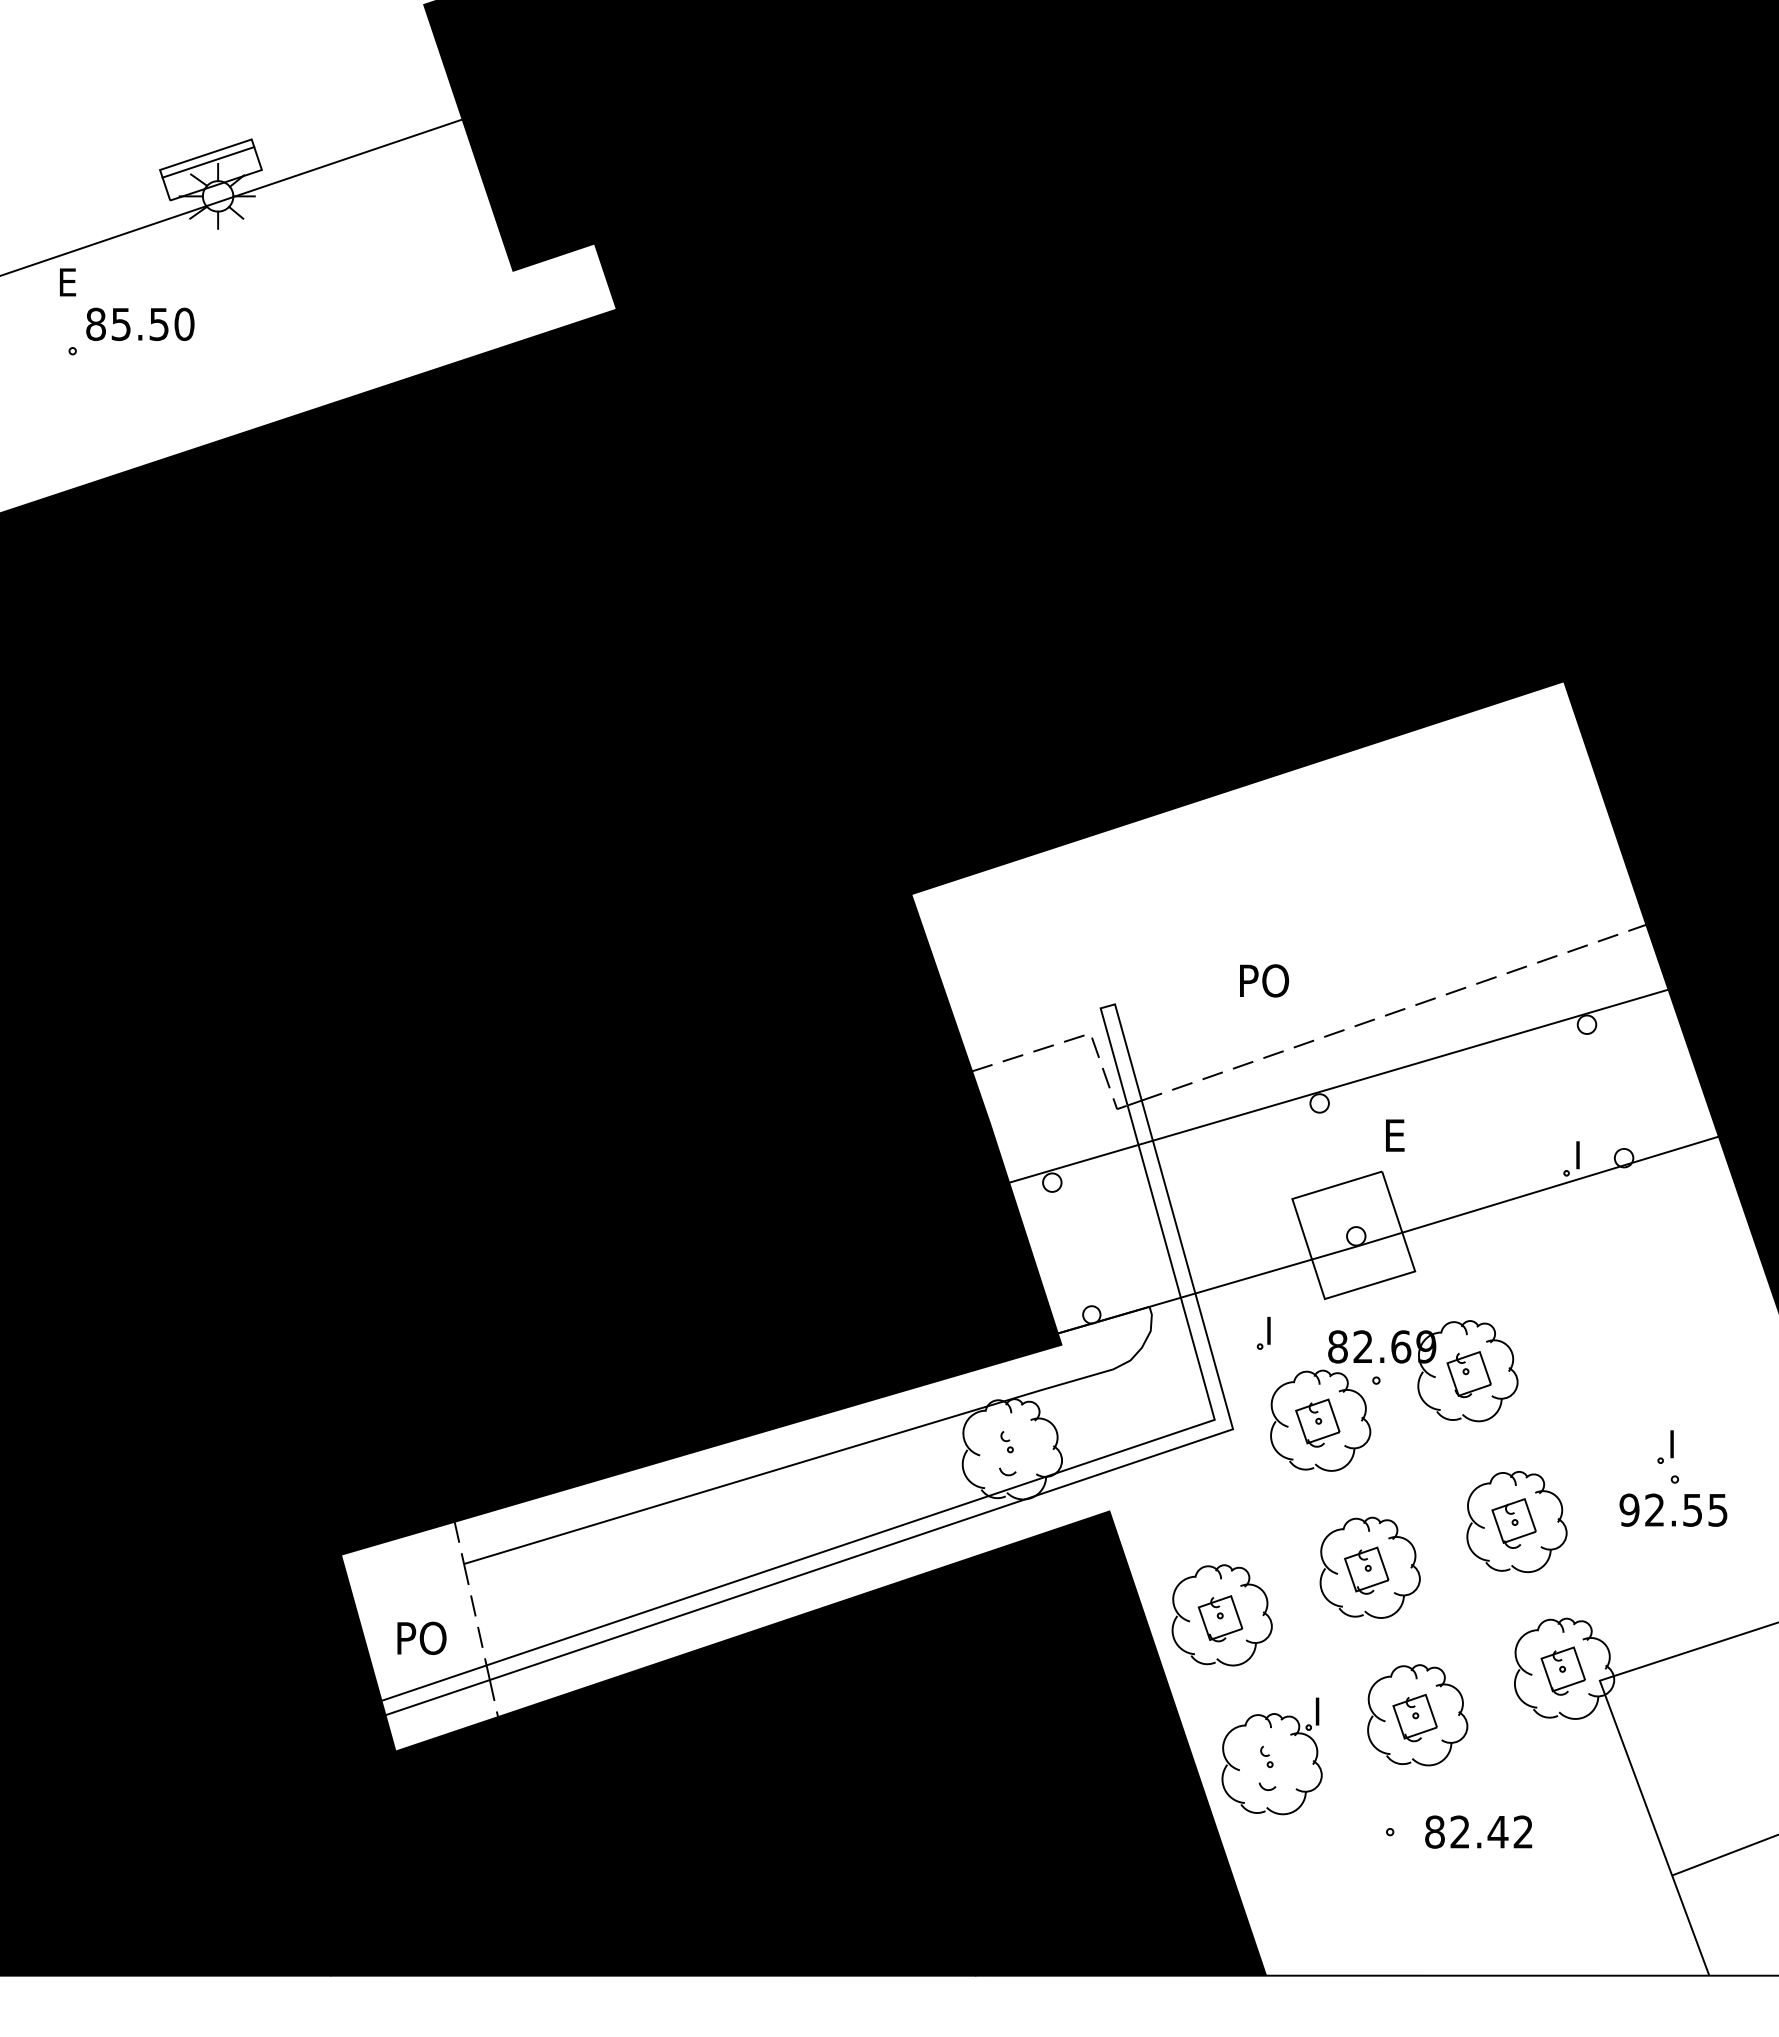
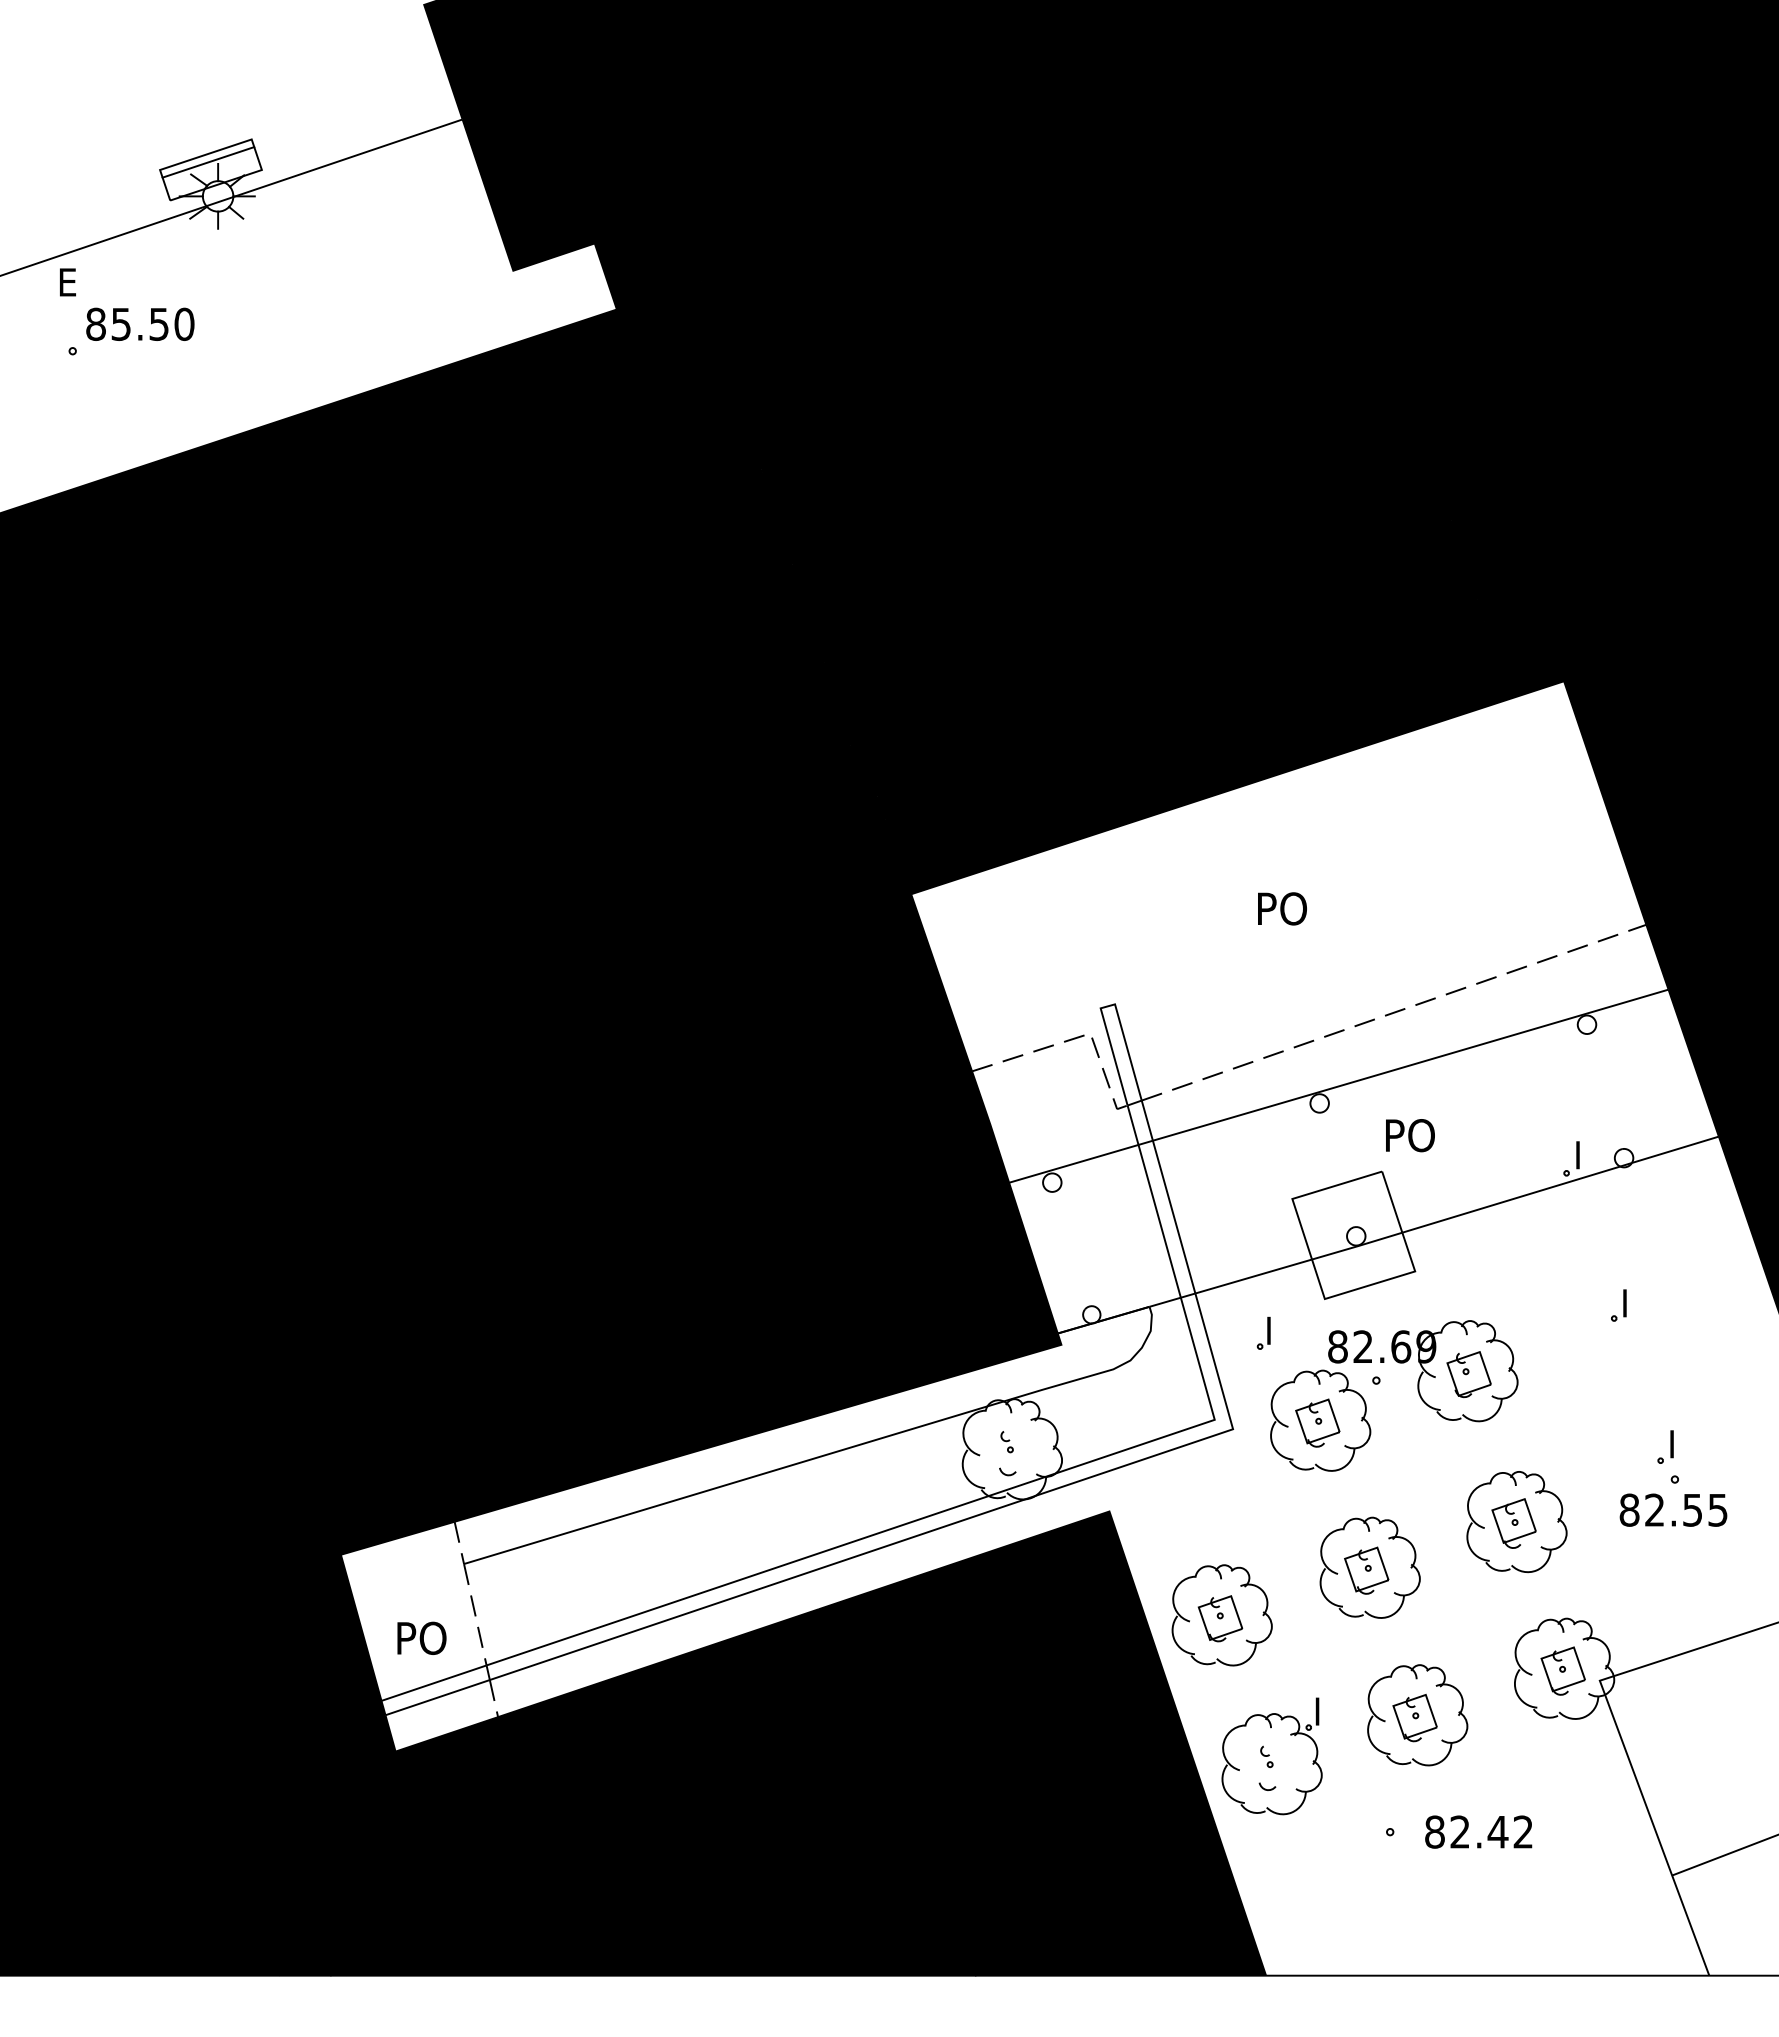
text position: (1264, 980) -> (1282, 908) (1282, 908)
text: E -> PO (1411, 1135)
part: none -> present (1618, 1305)
text: 92.55 -> 82.55 (1629, 1509)
